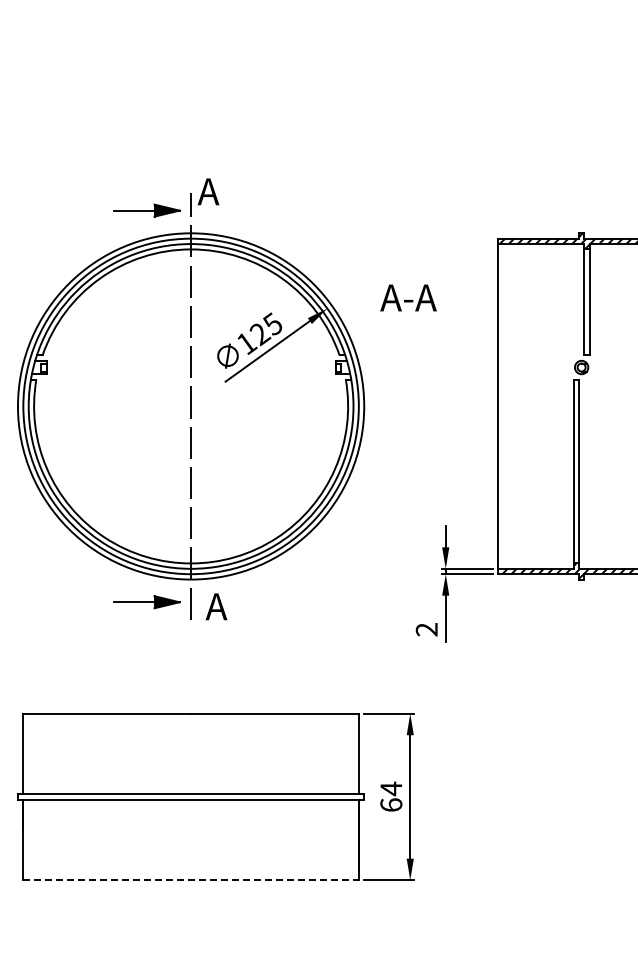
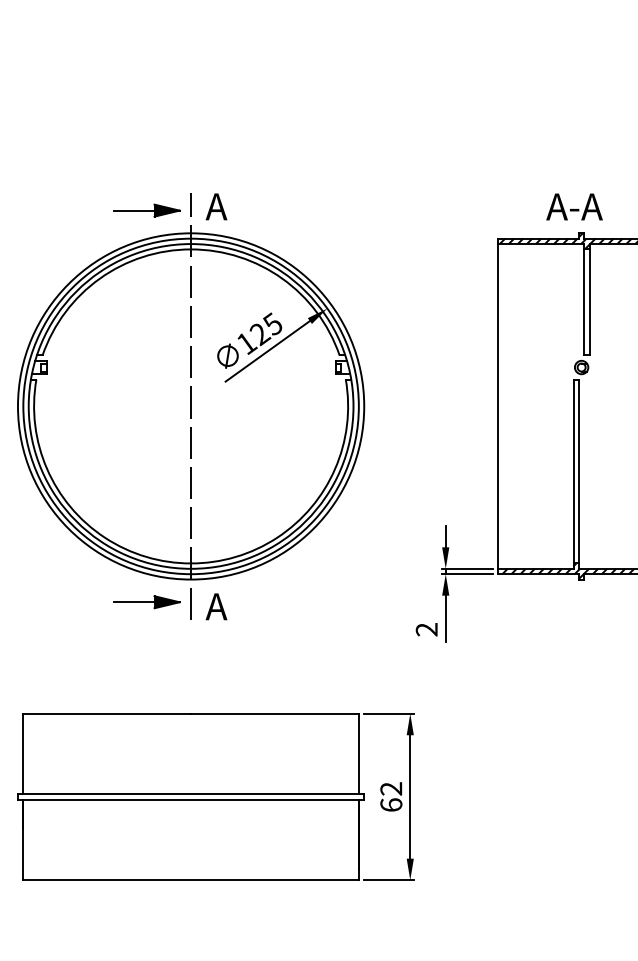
text position: (208, 191) -> (216, 206) (216, 206)
text position: (408, 297) -> (574, 206) (574, 206)
text: 64 -> 62 (391, 788)
line: dashed -> solid (191, 880)
